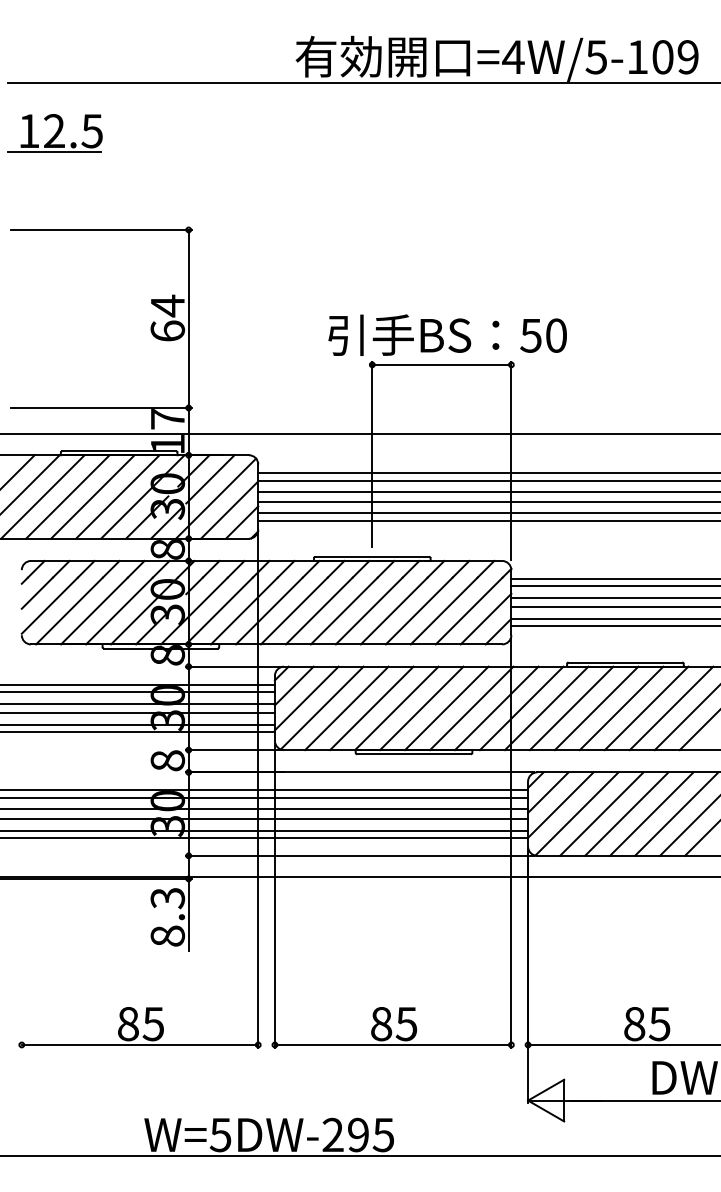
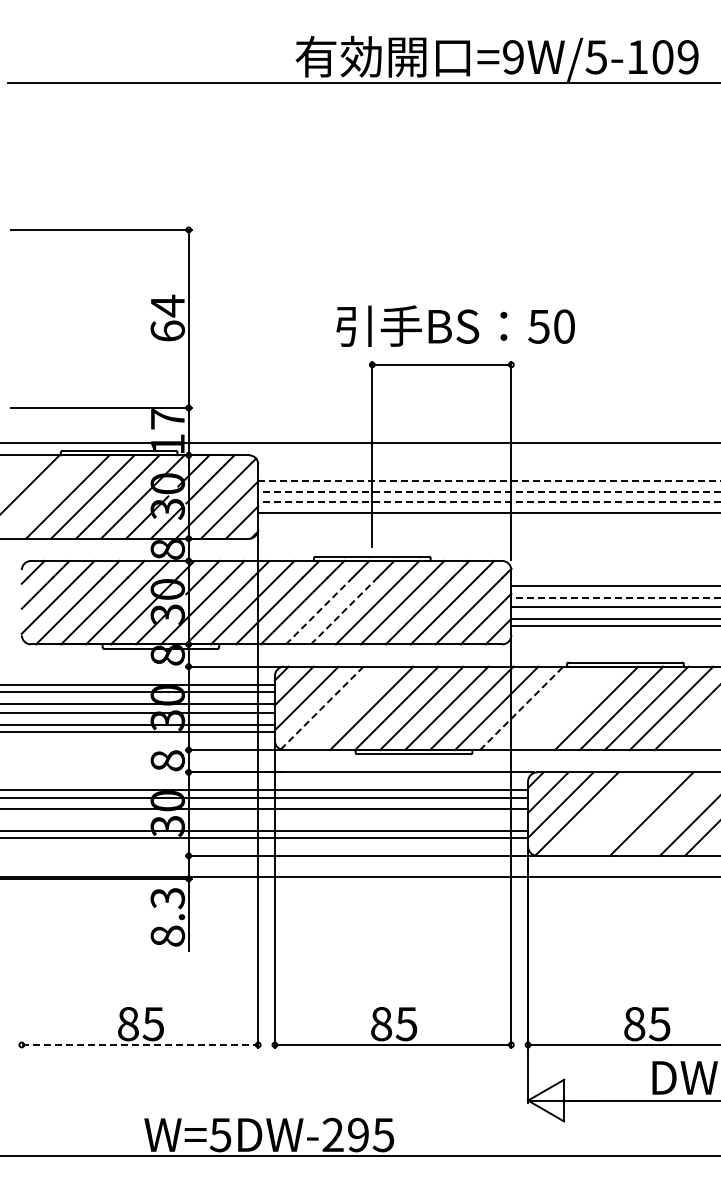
text: =4W/5-109 -> =9W/5-109 (513, 57)
part: present -> none (54, 133)
text position: (447, 334) -> (455, 325) (455, 325)
line position: (359, 434) -> (359, 443) (359, 443)
line: present -> none (18, 471)
line: present -> none (487, 473)
line: solid -> dashed (489, 480)
line: solid -> dashed (488, 492)
line: present -> none (43, 496)
line: solid -> dashed (488, 501)
line: present -> none (487, 520)
line: present -> none (614, 579)
line: solid -> dashed (615, 597)
line: solid -> dashed (319, 610)
line: solid -> dashed (344, 610)
line: solid -> dashed (322, 708)
line: present -> none (346, 708)
line: solid -> dashed (522, 708)
line: present -> none (546, 708)
line: present -> none (571, 708)
line: present -> none (698, 731)
line: present -> none (601, 813)
line: present -> none (626, 813)
line: present -> none (676, 814)
line: present -> none (265, 818)
line: solid -> dashed (140, 1044)
